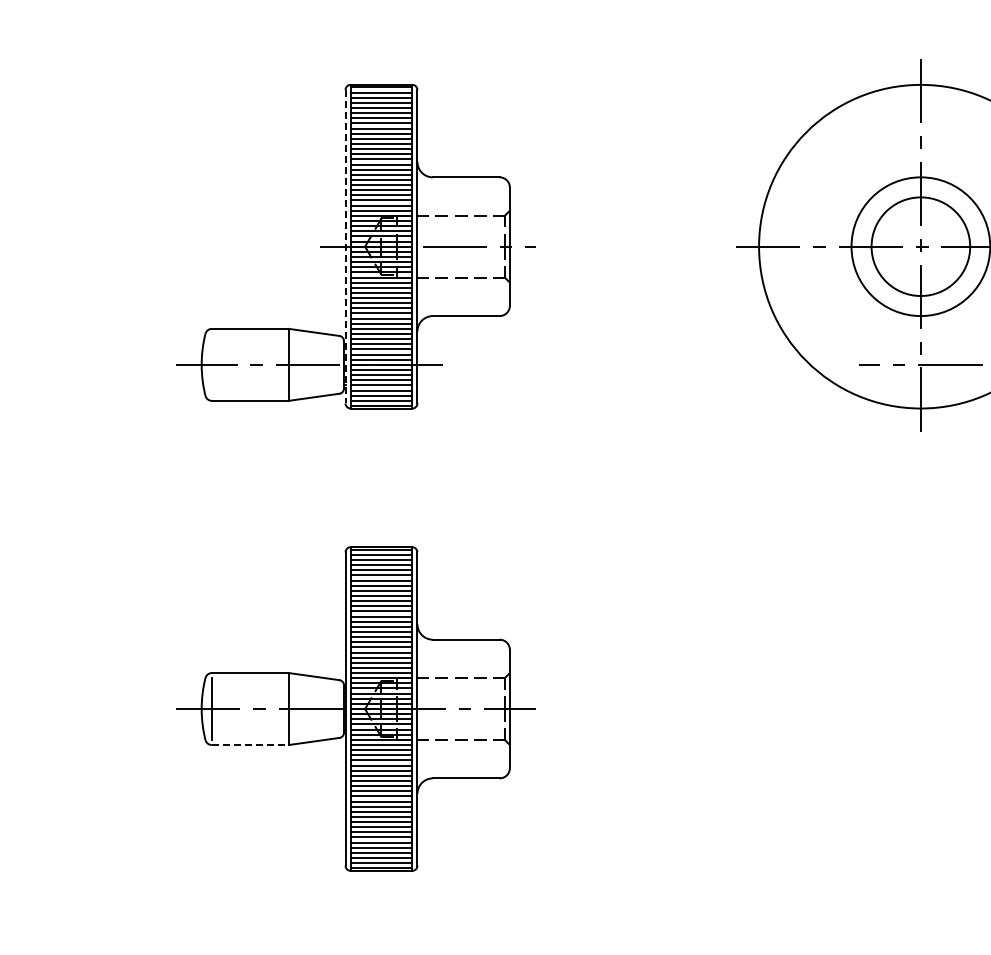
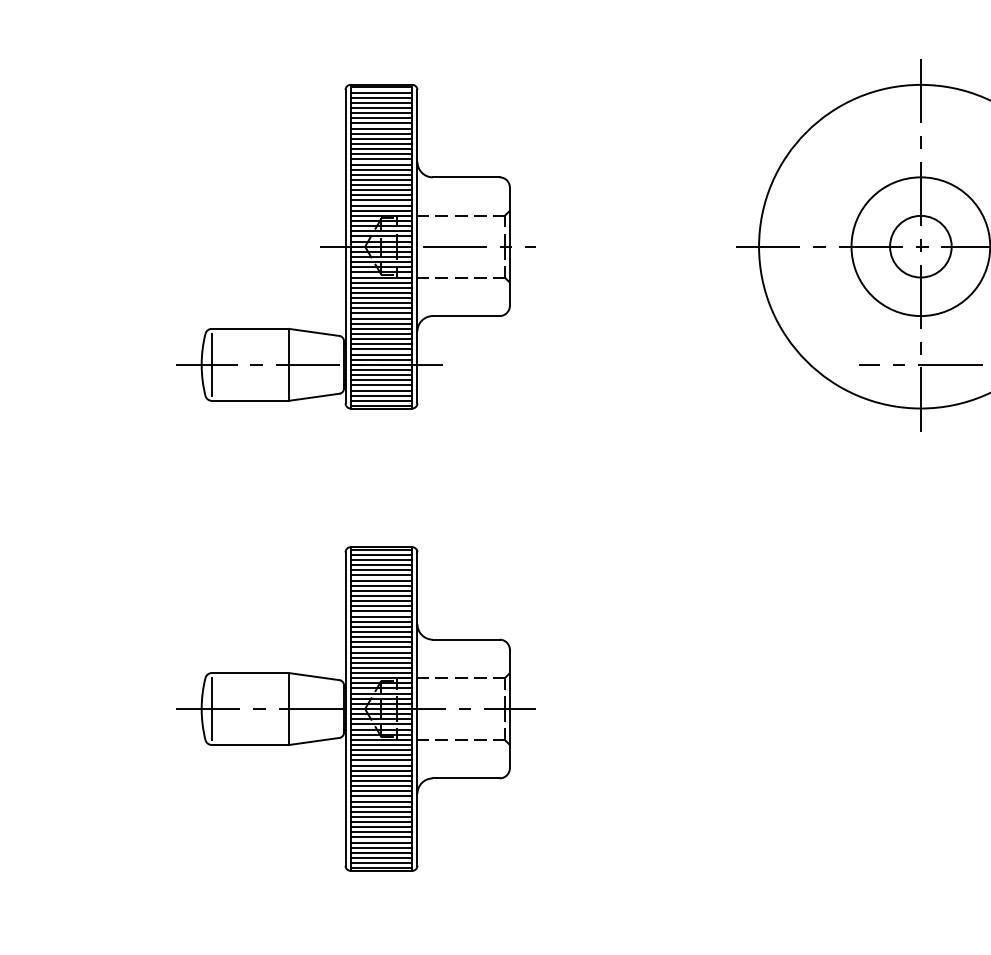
line: dashed -> solid (345, 246)
circle diameter: 99 px -> 62 px (920, 246)
line: none -> present (211, 364)
line: dashed -> solid (250, 745)
